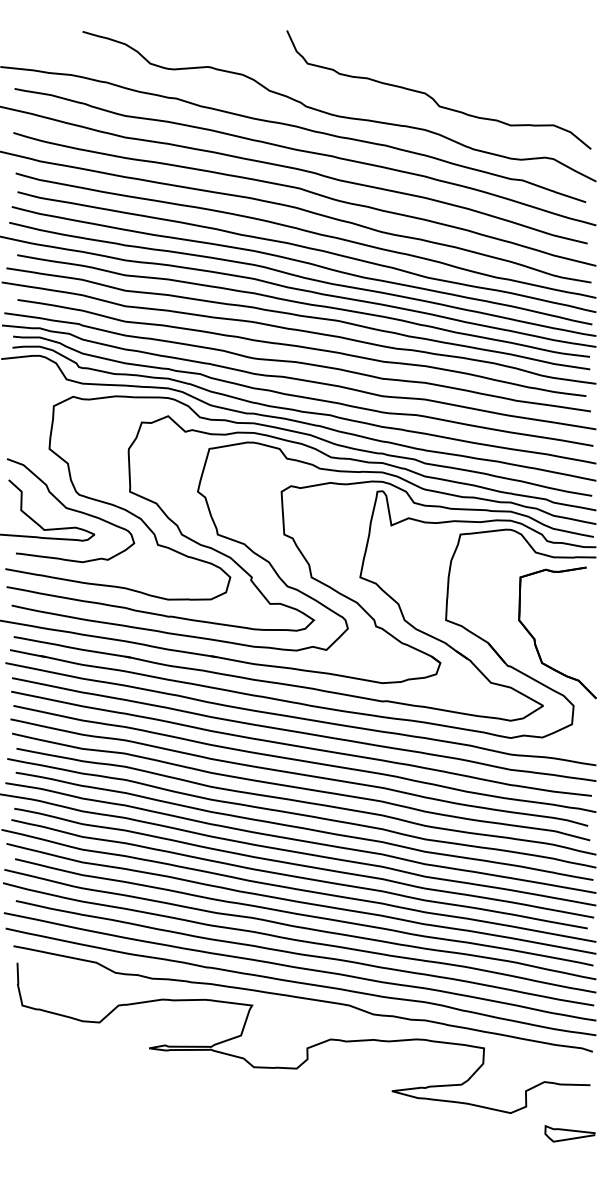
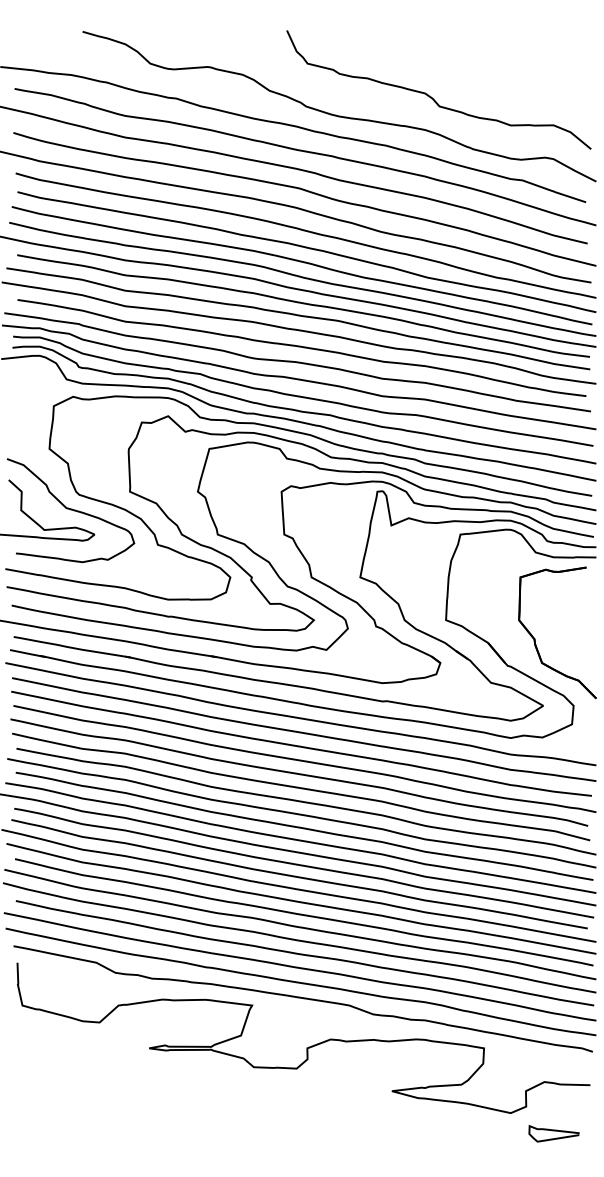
curve position: (569, 1131) -> (553, 1131) (553, 1131)
